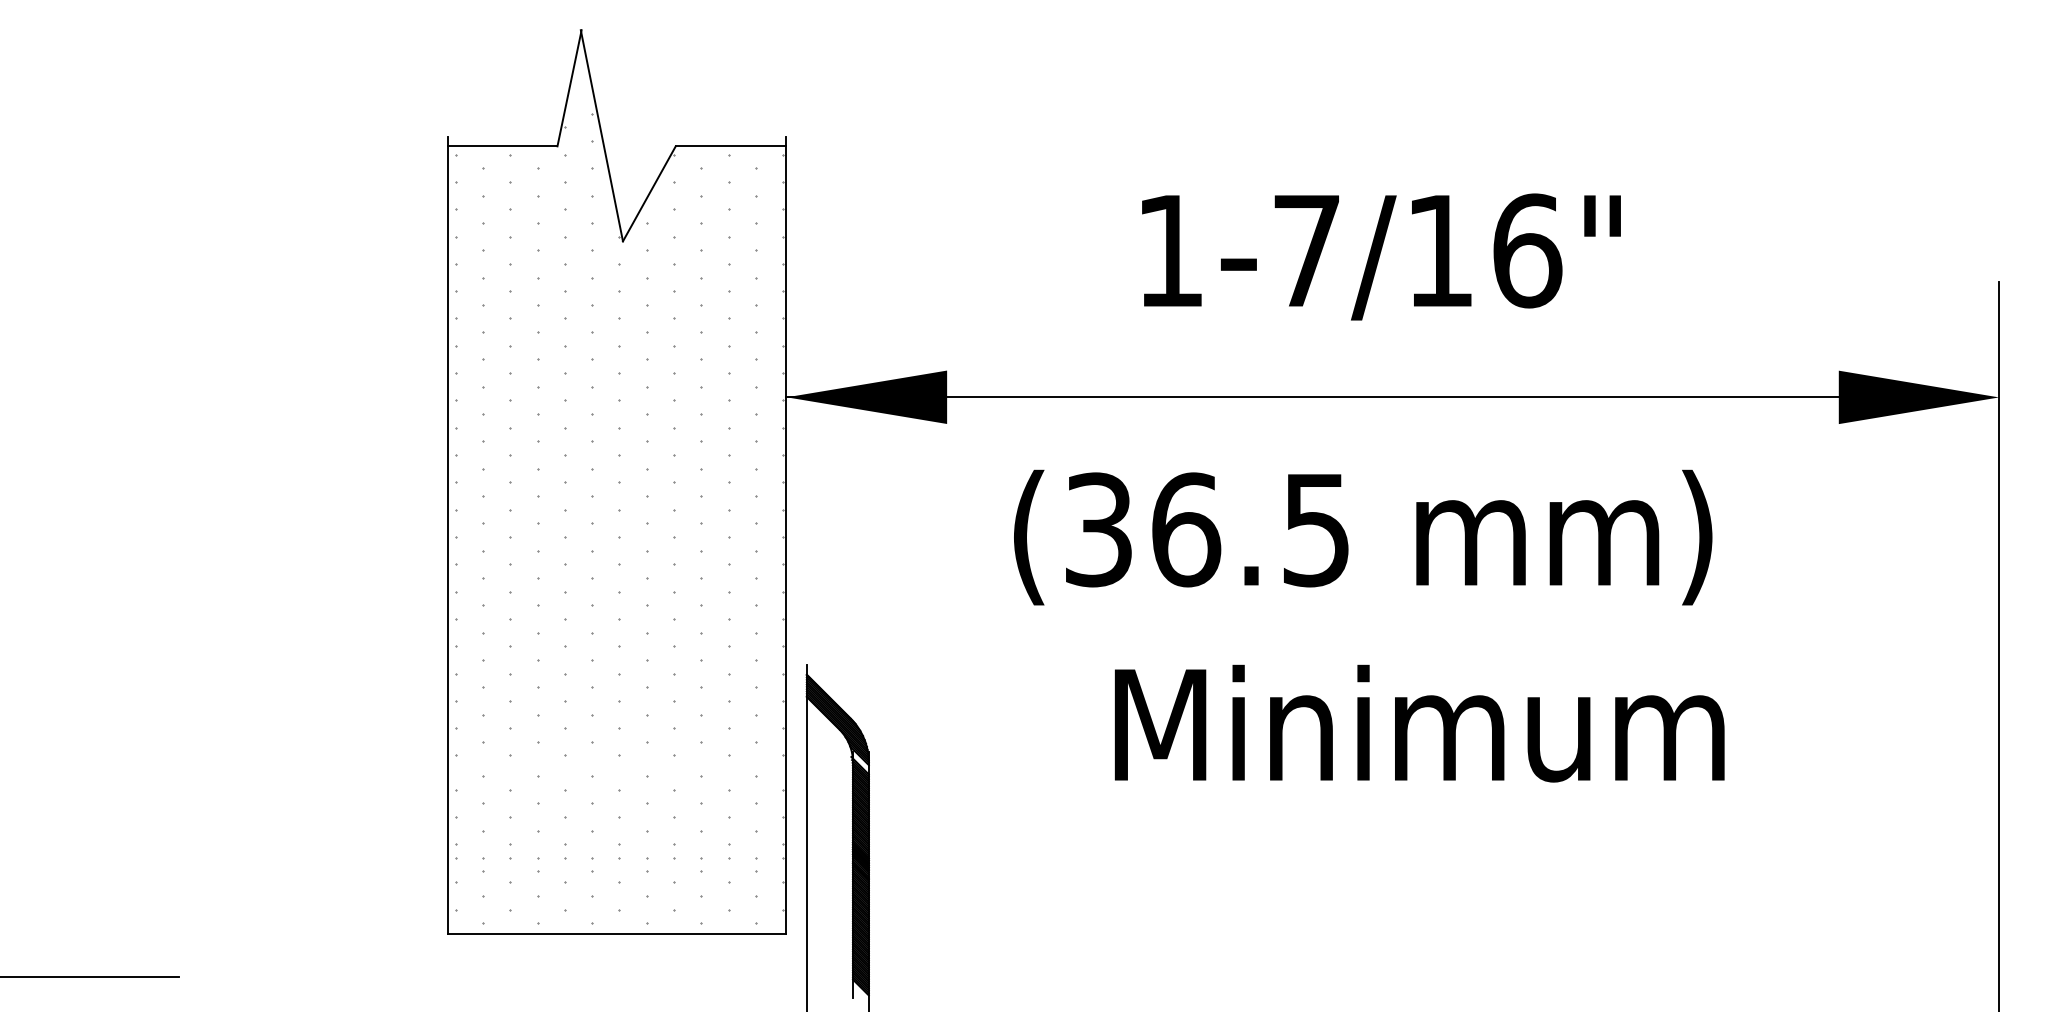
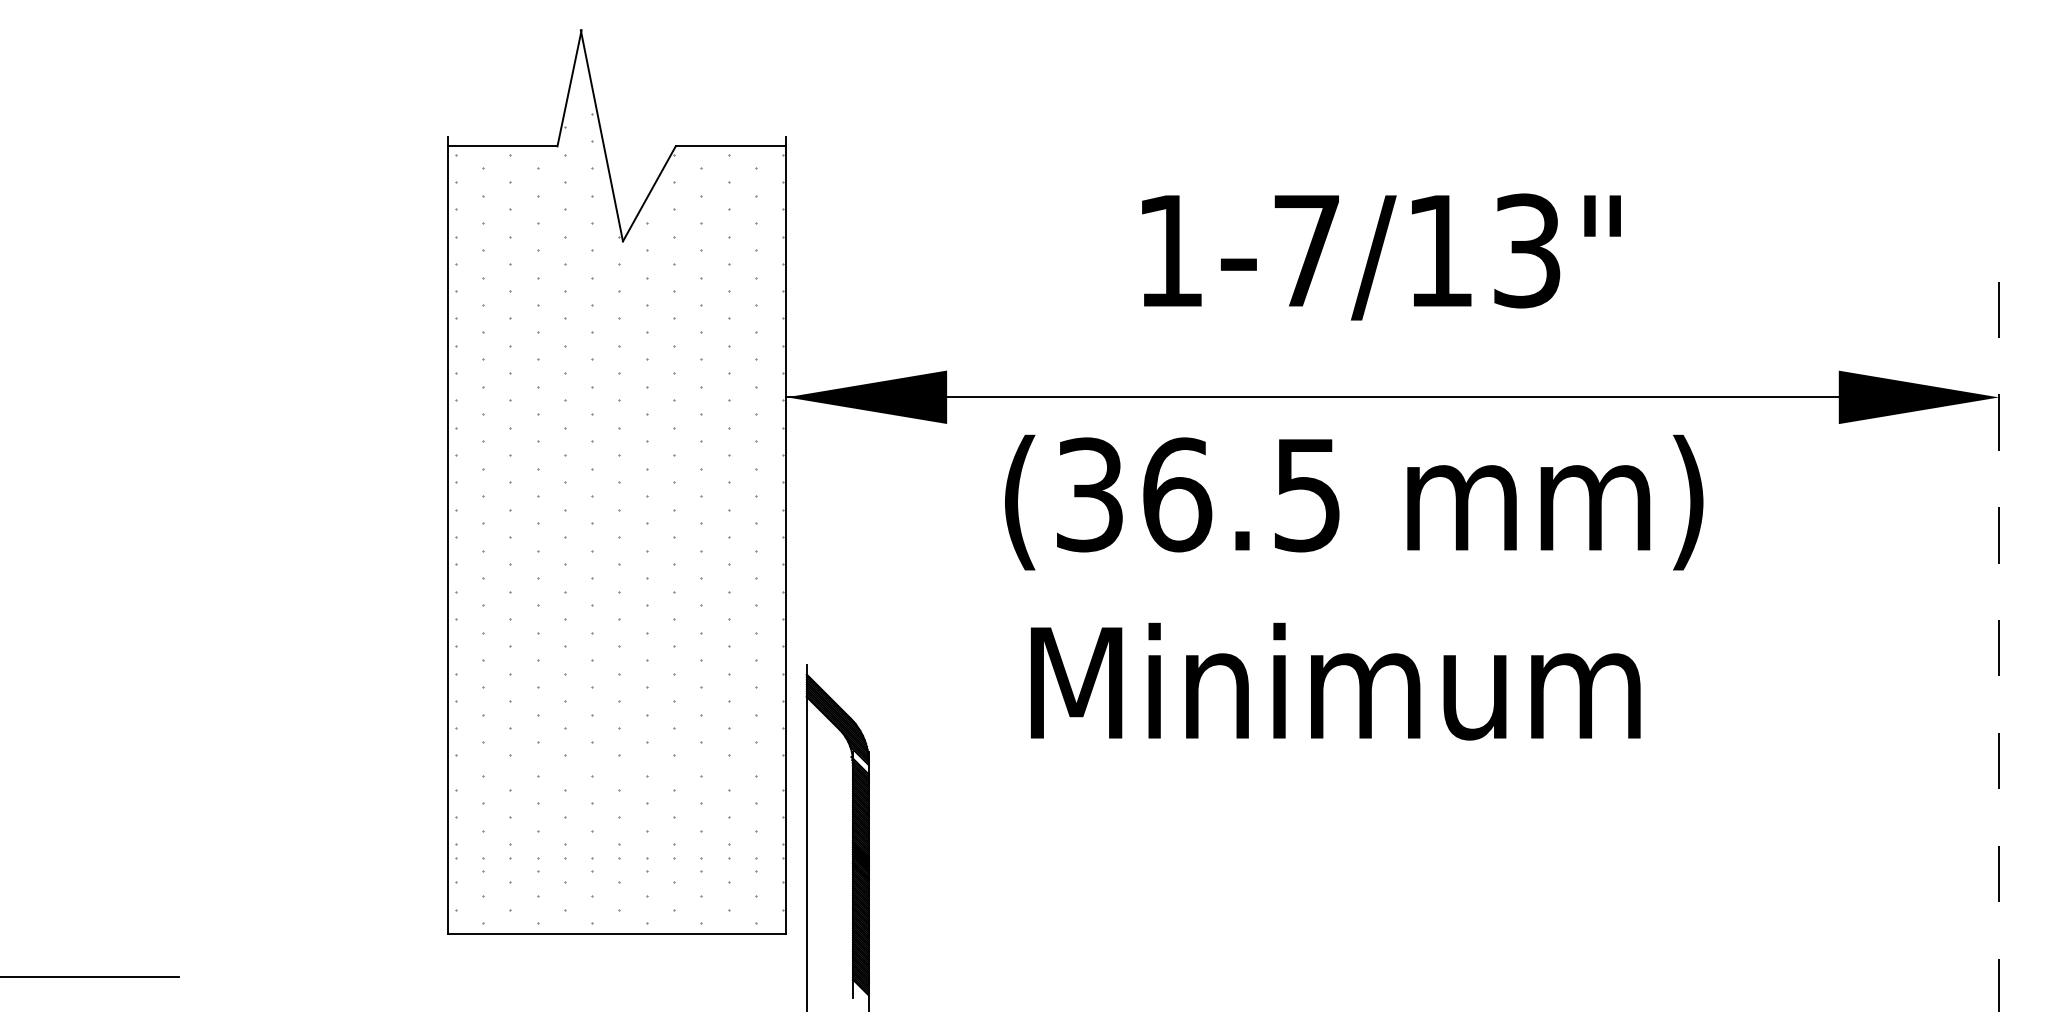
text: 1-7/16" -> 1-7/13" (1527, 250)
text position: (1363, 537) -> (1354, 502) (1354, 502)
line: solid -> dashed (1999, 647)
text position: (1419, 723) -> (1335, 681) (1335, 681)
